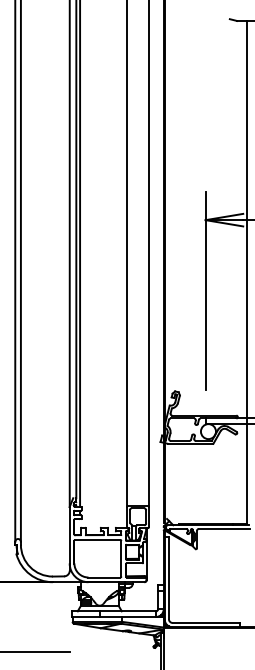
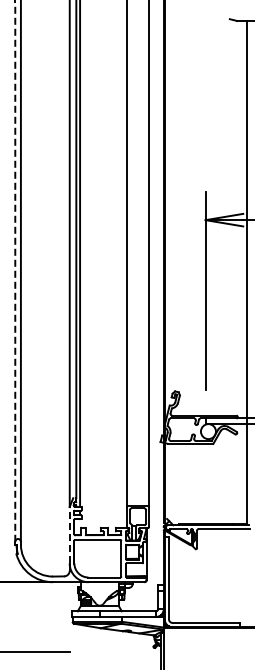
line: solid -> dashed (15, 270)
line: solid -> dashed (69, 534)
